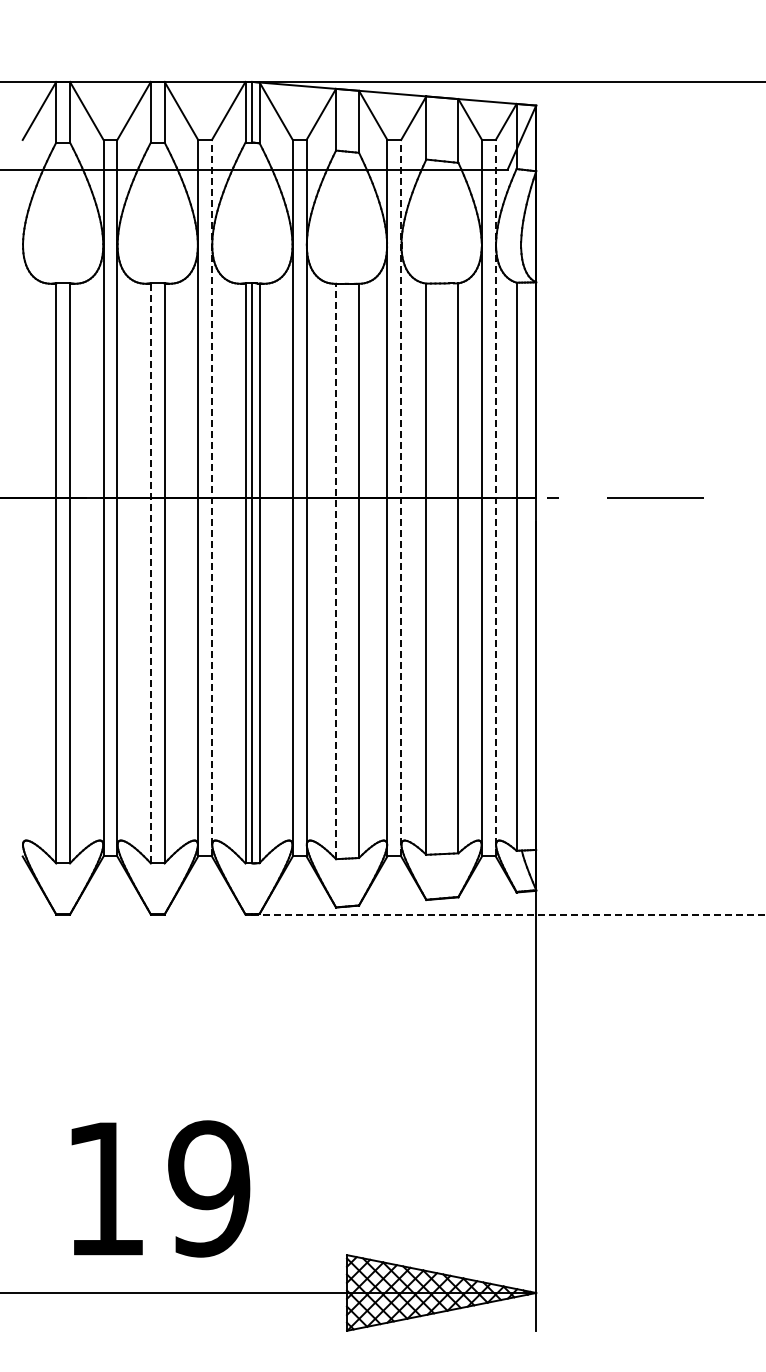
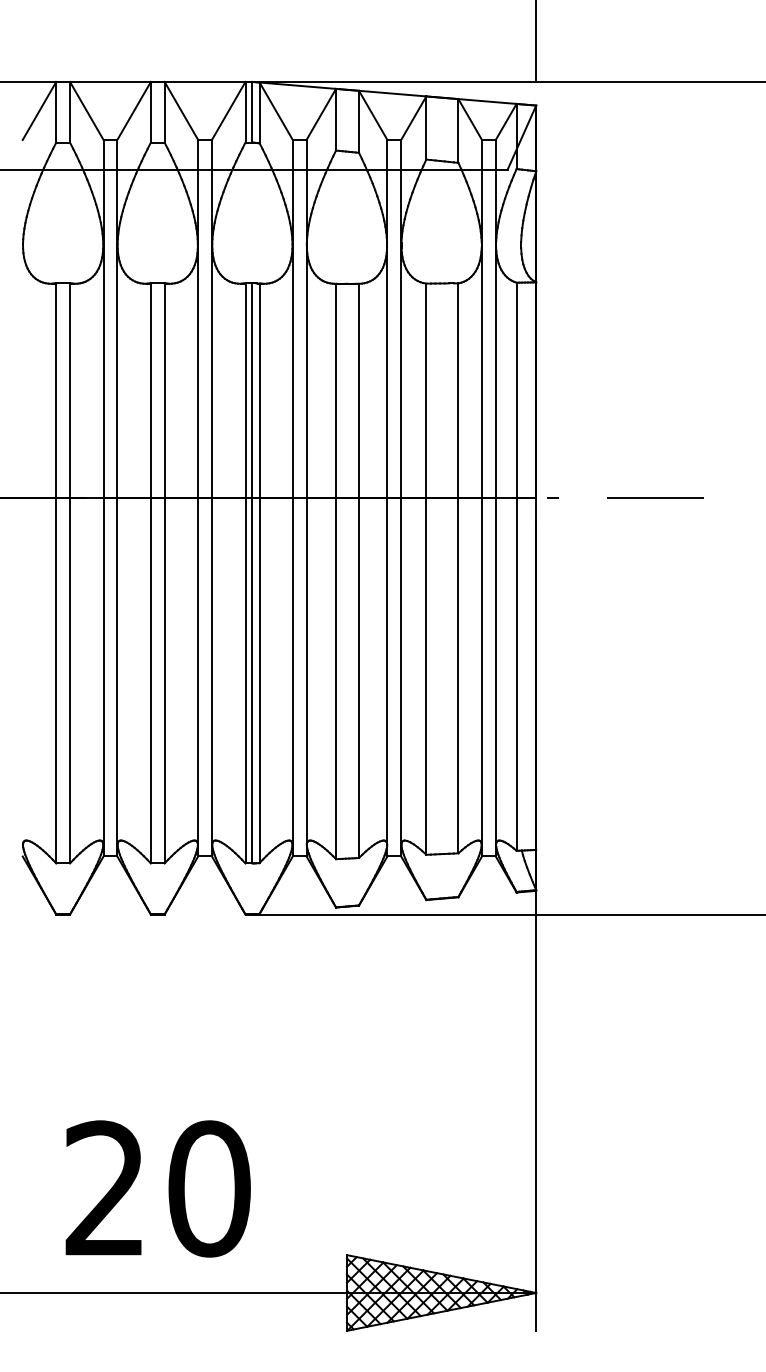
line: none -> present (536, 41)
line: dashed -> solid (211, 497)
line: dashed -> solid (401, 497)
line: dashed -> solid (495, 497)
line: dashed -> solid (336, 571)
line: dashed -> solid (150, 573)
line: dashed -> solid (509, 914)
text: 19 -> 20 (157, 1188)
